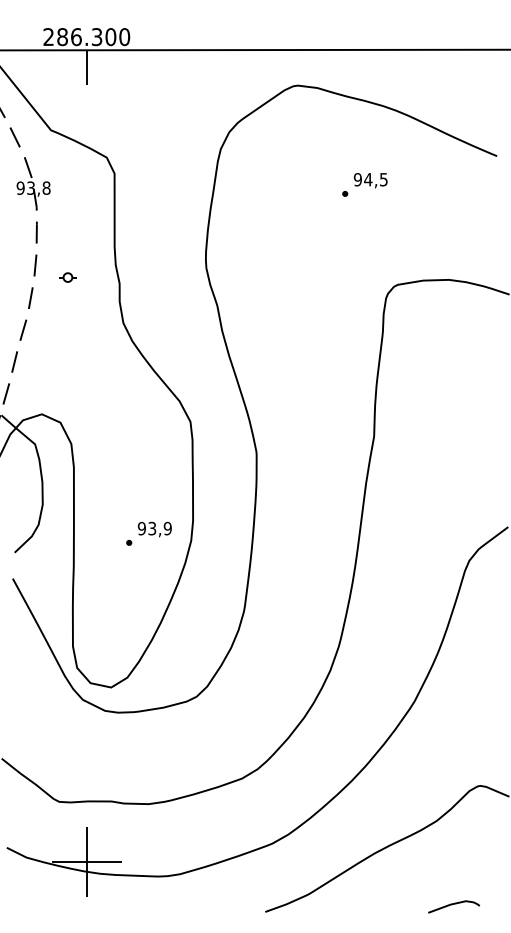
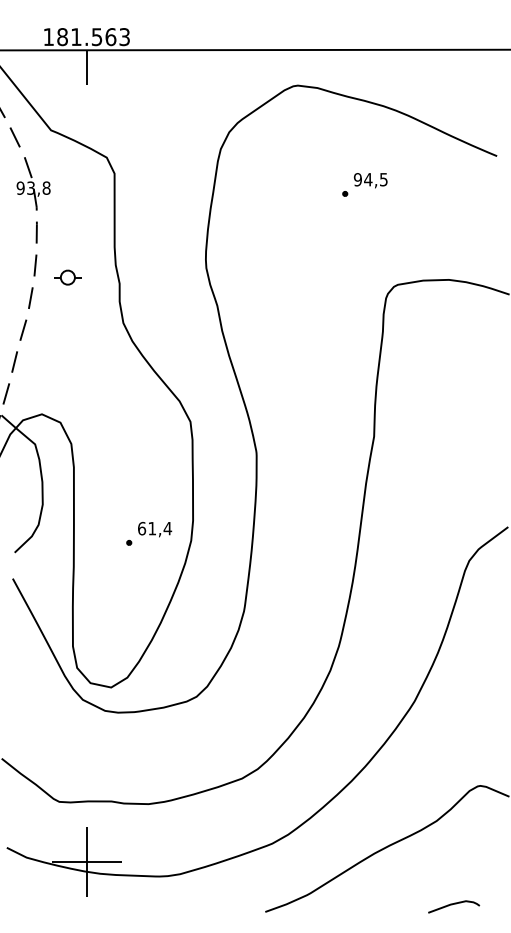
text: 286.300 -> 181.563 (86, 37)
part size: 18x11 px -> 28x17 px (67, 277)
text: 93,9 -> 61,4 (154, 528)
